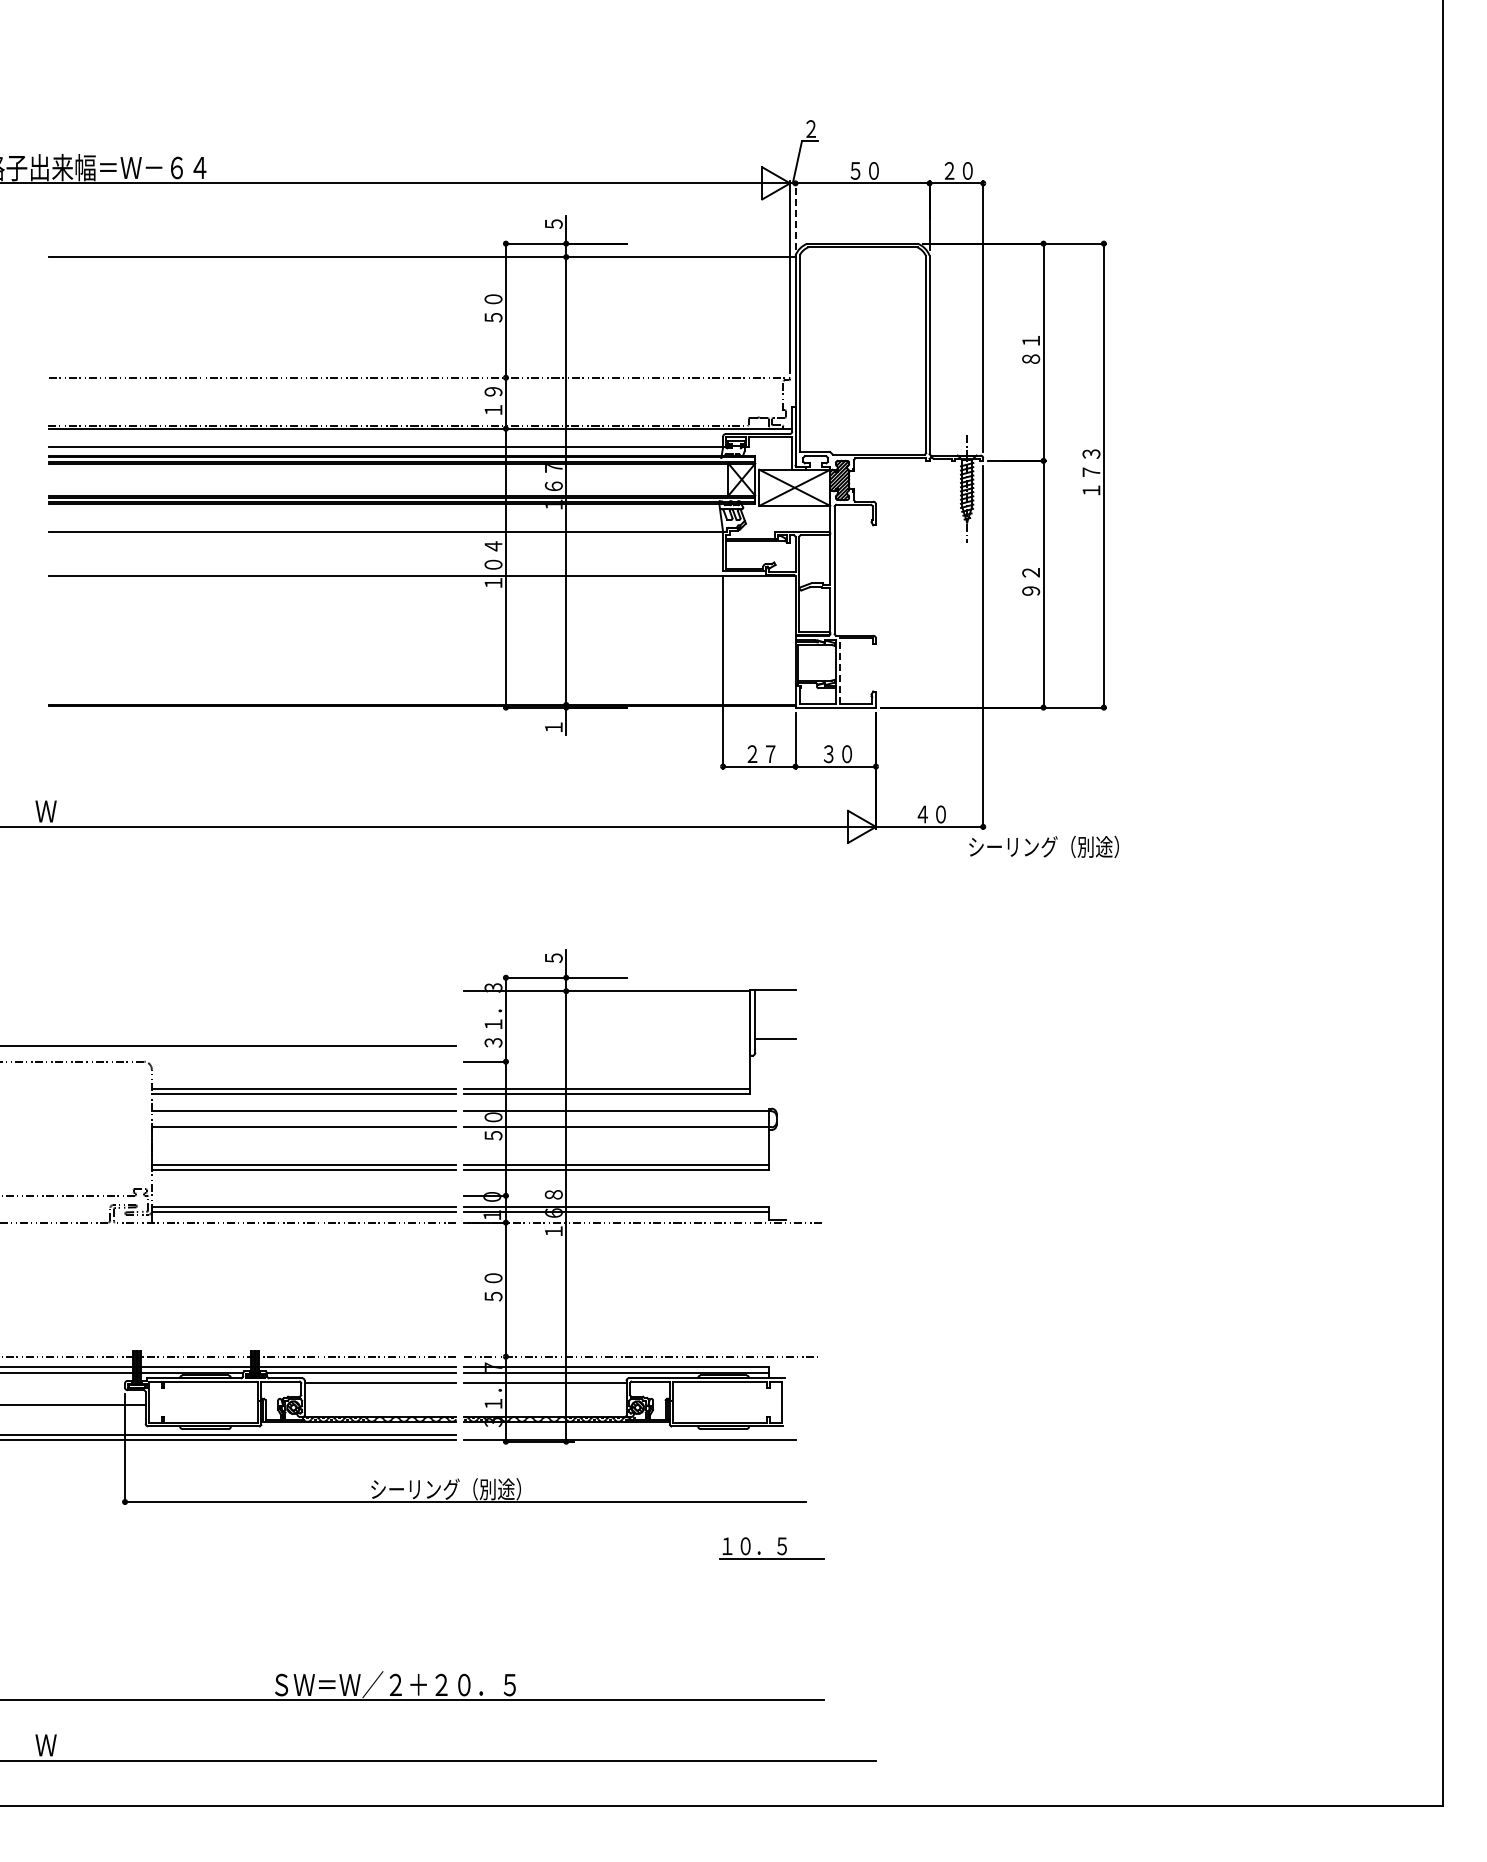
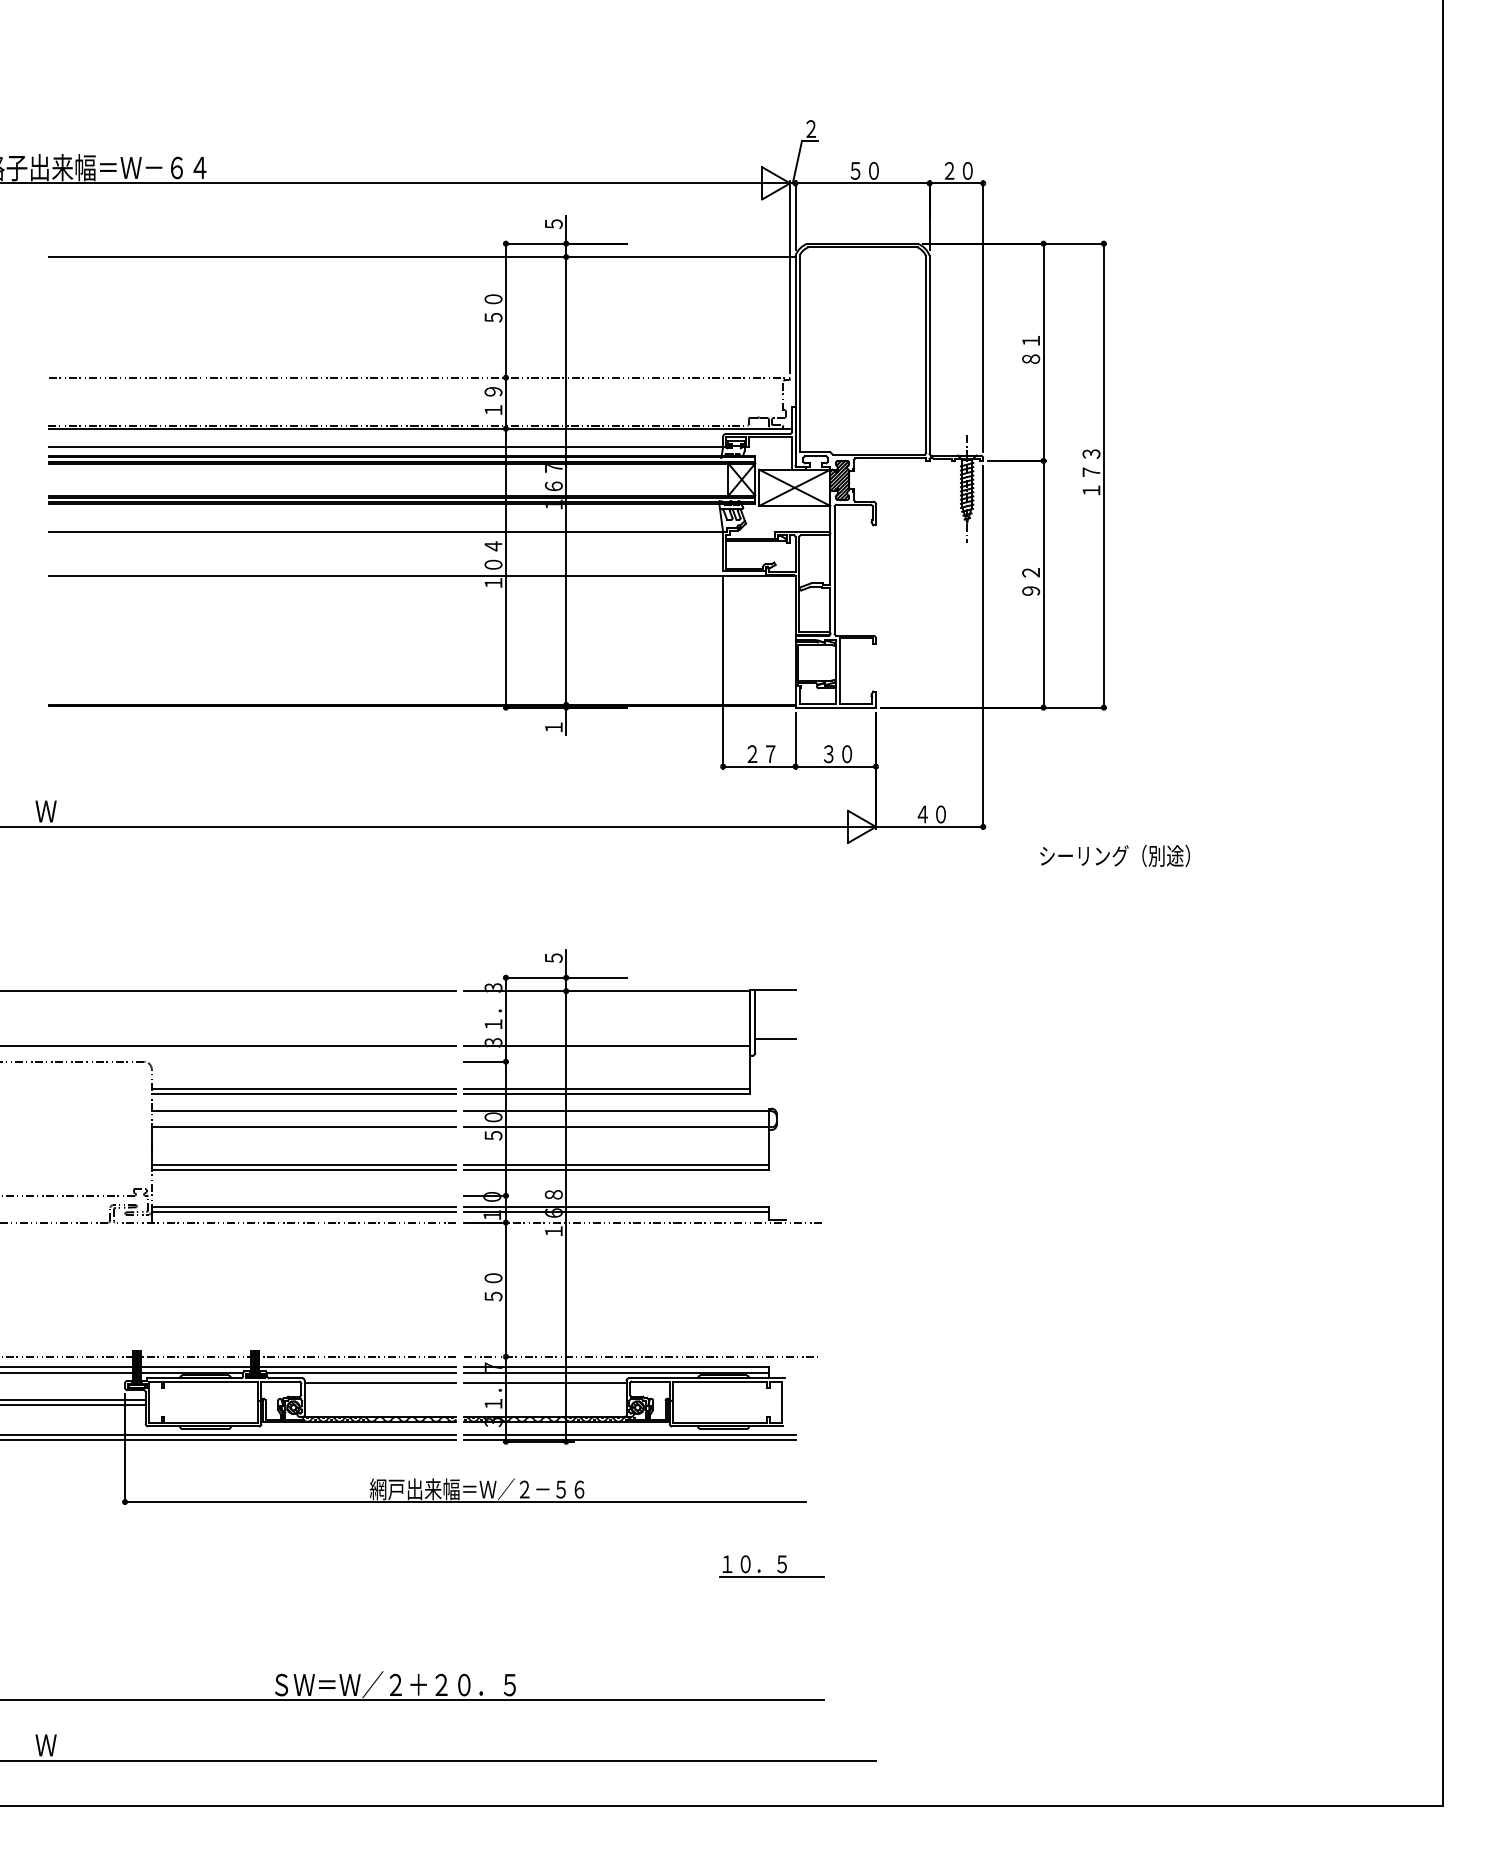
line: dashed -> solid (795, 215)
line: dashed -> solid (840, 671)
text position: (1043, 846) -> (1114, 855) (1114, 855)
line: none -> present (229, 991)
line: none -> present (606, 1046)
line: none -> present (73, 1399)
line: none -> present (629, 1435)
text: シーリング（別途） -> 網戸出来幅＝Ｗ／２－５６ (476, 1489)
part position: (777, 1551) -> (777, 1569) (777, 1569)
